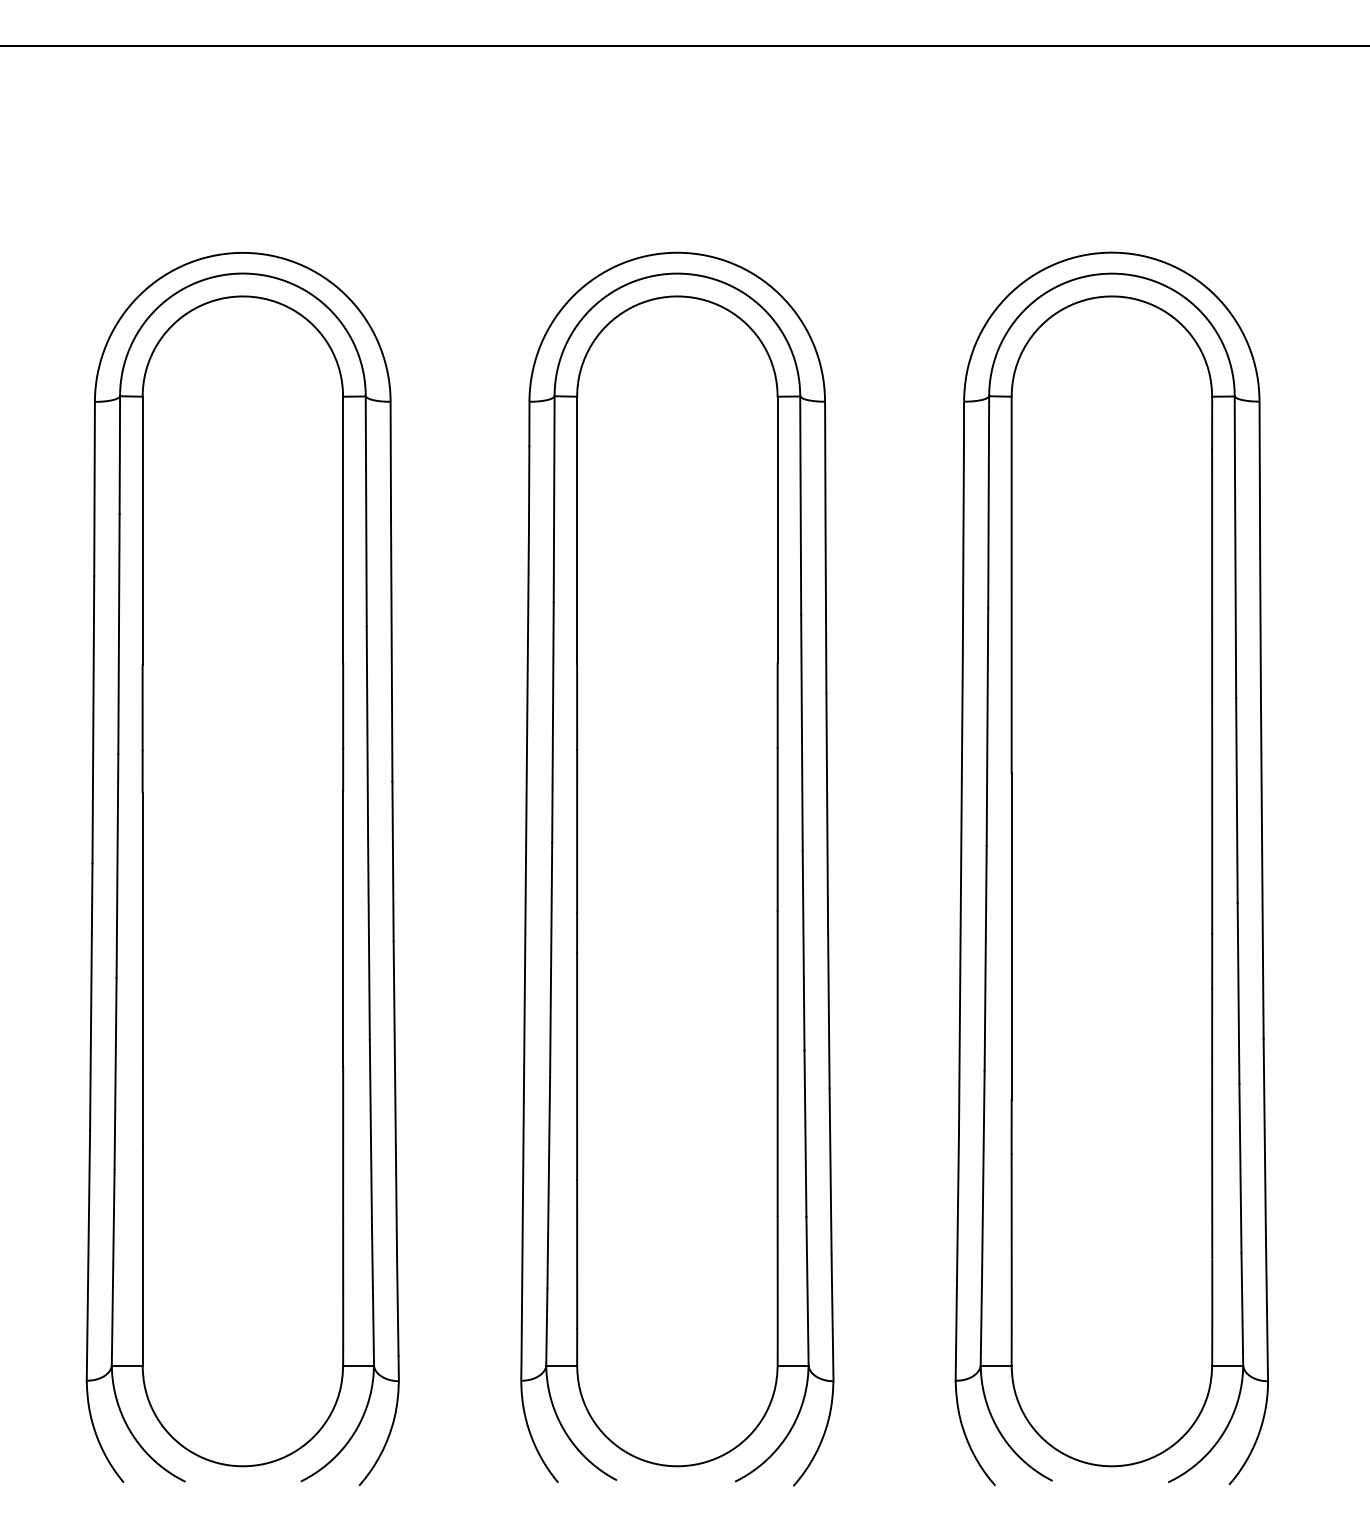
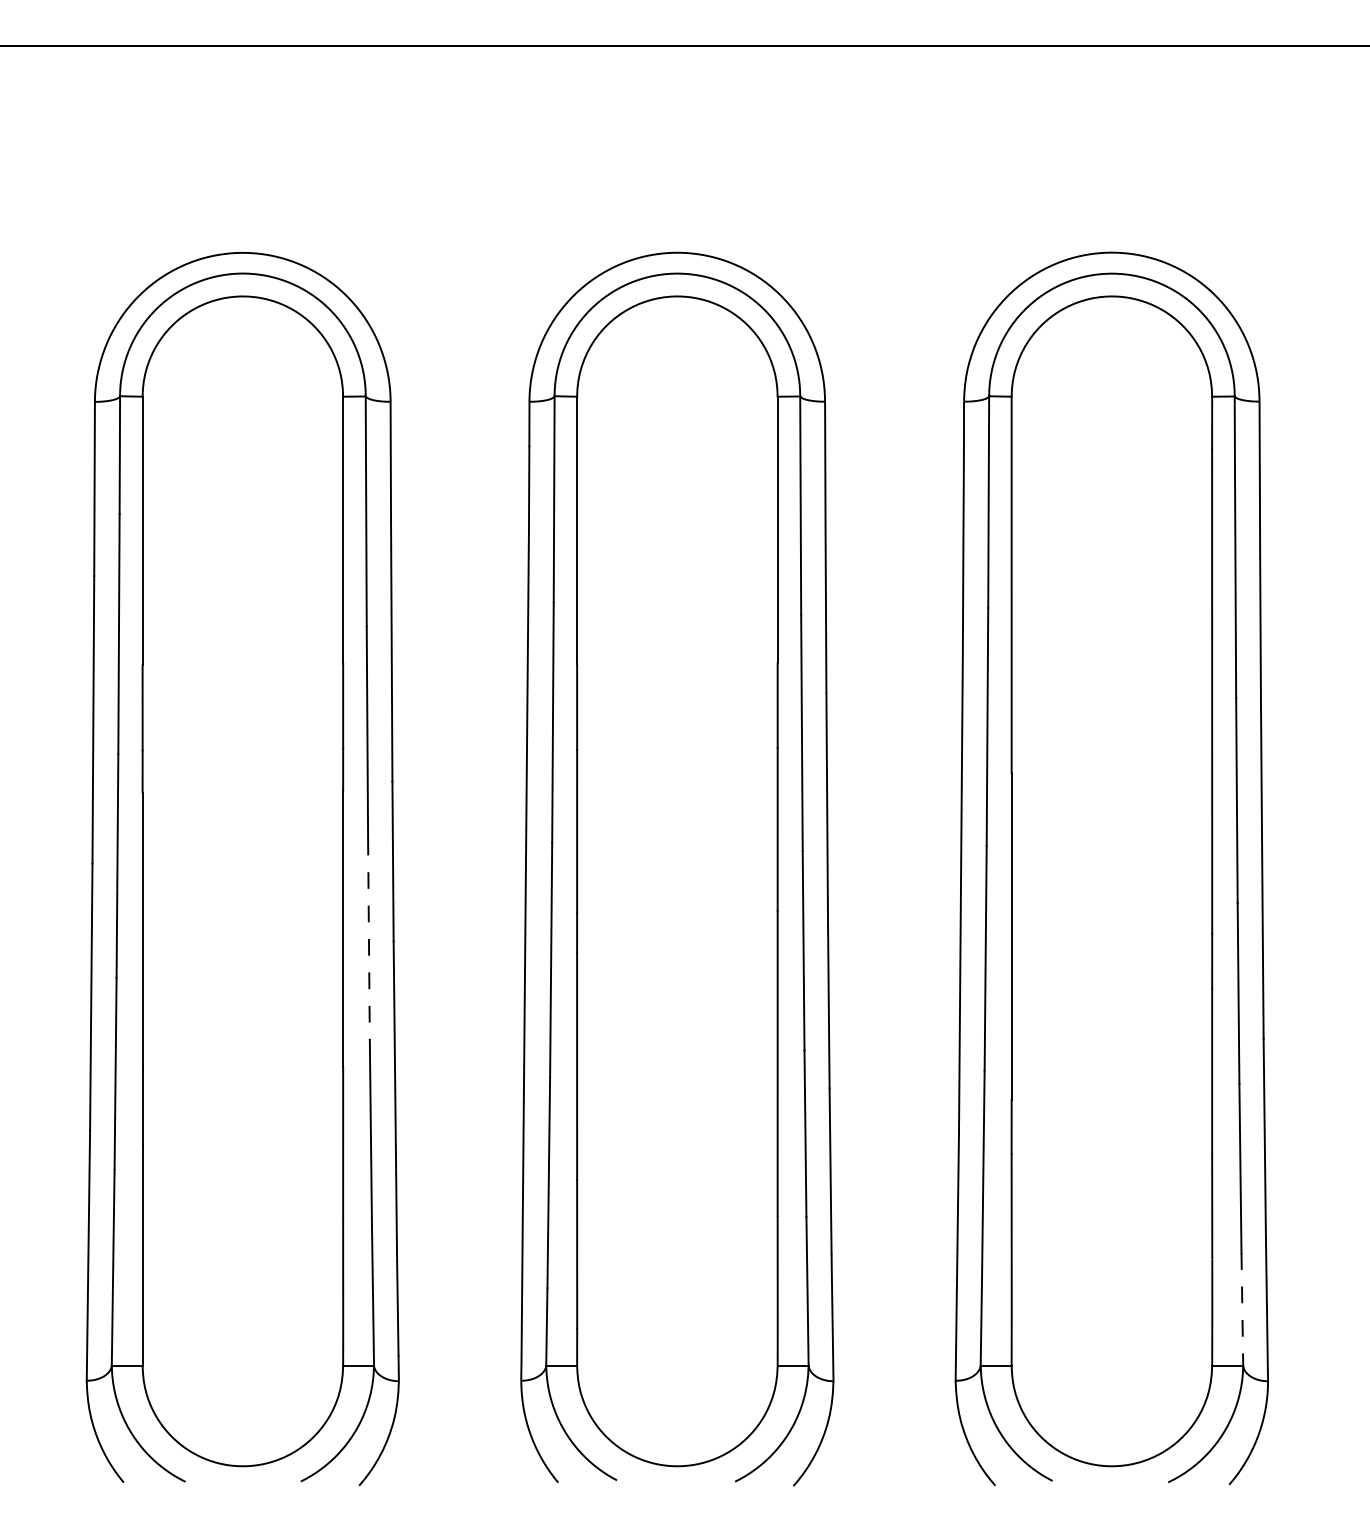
line: solid -> dashed (368, 939)
line: solid -> dashed (1242, 1310)
